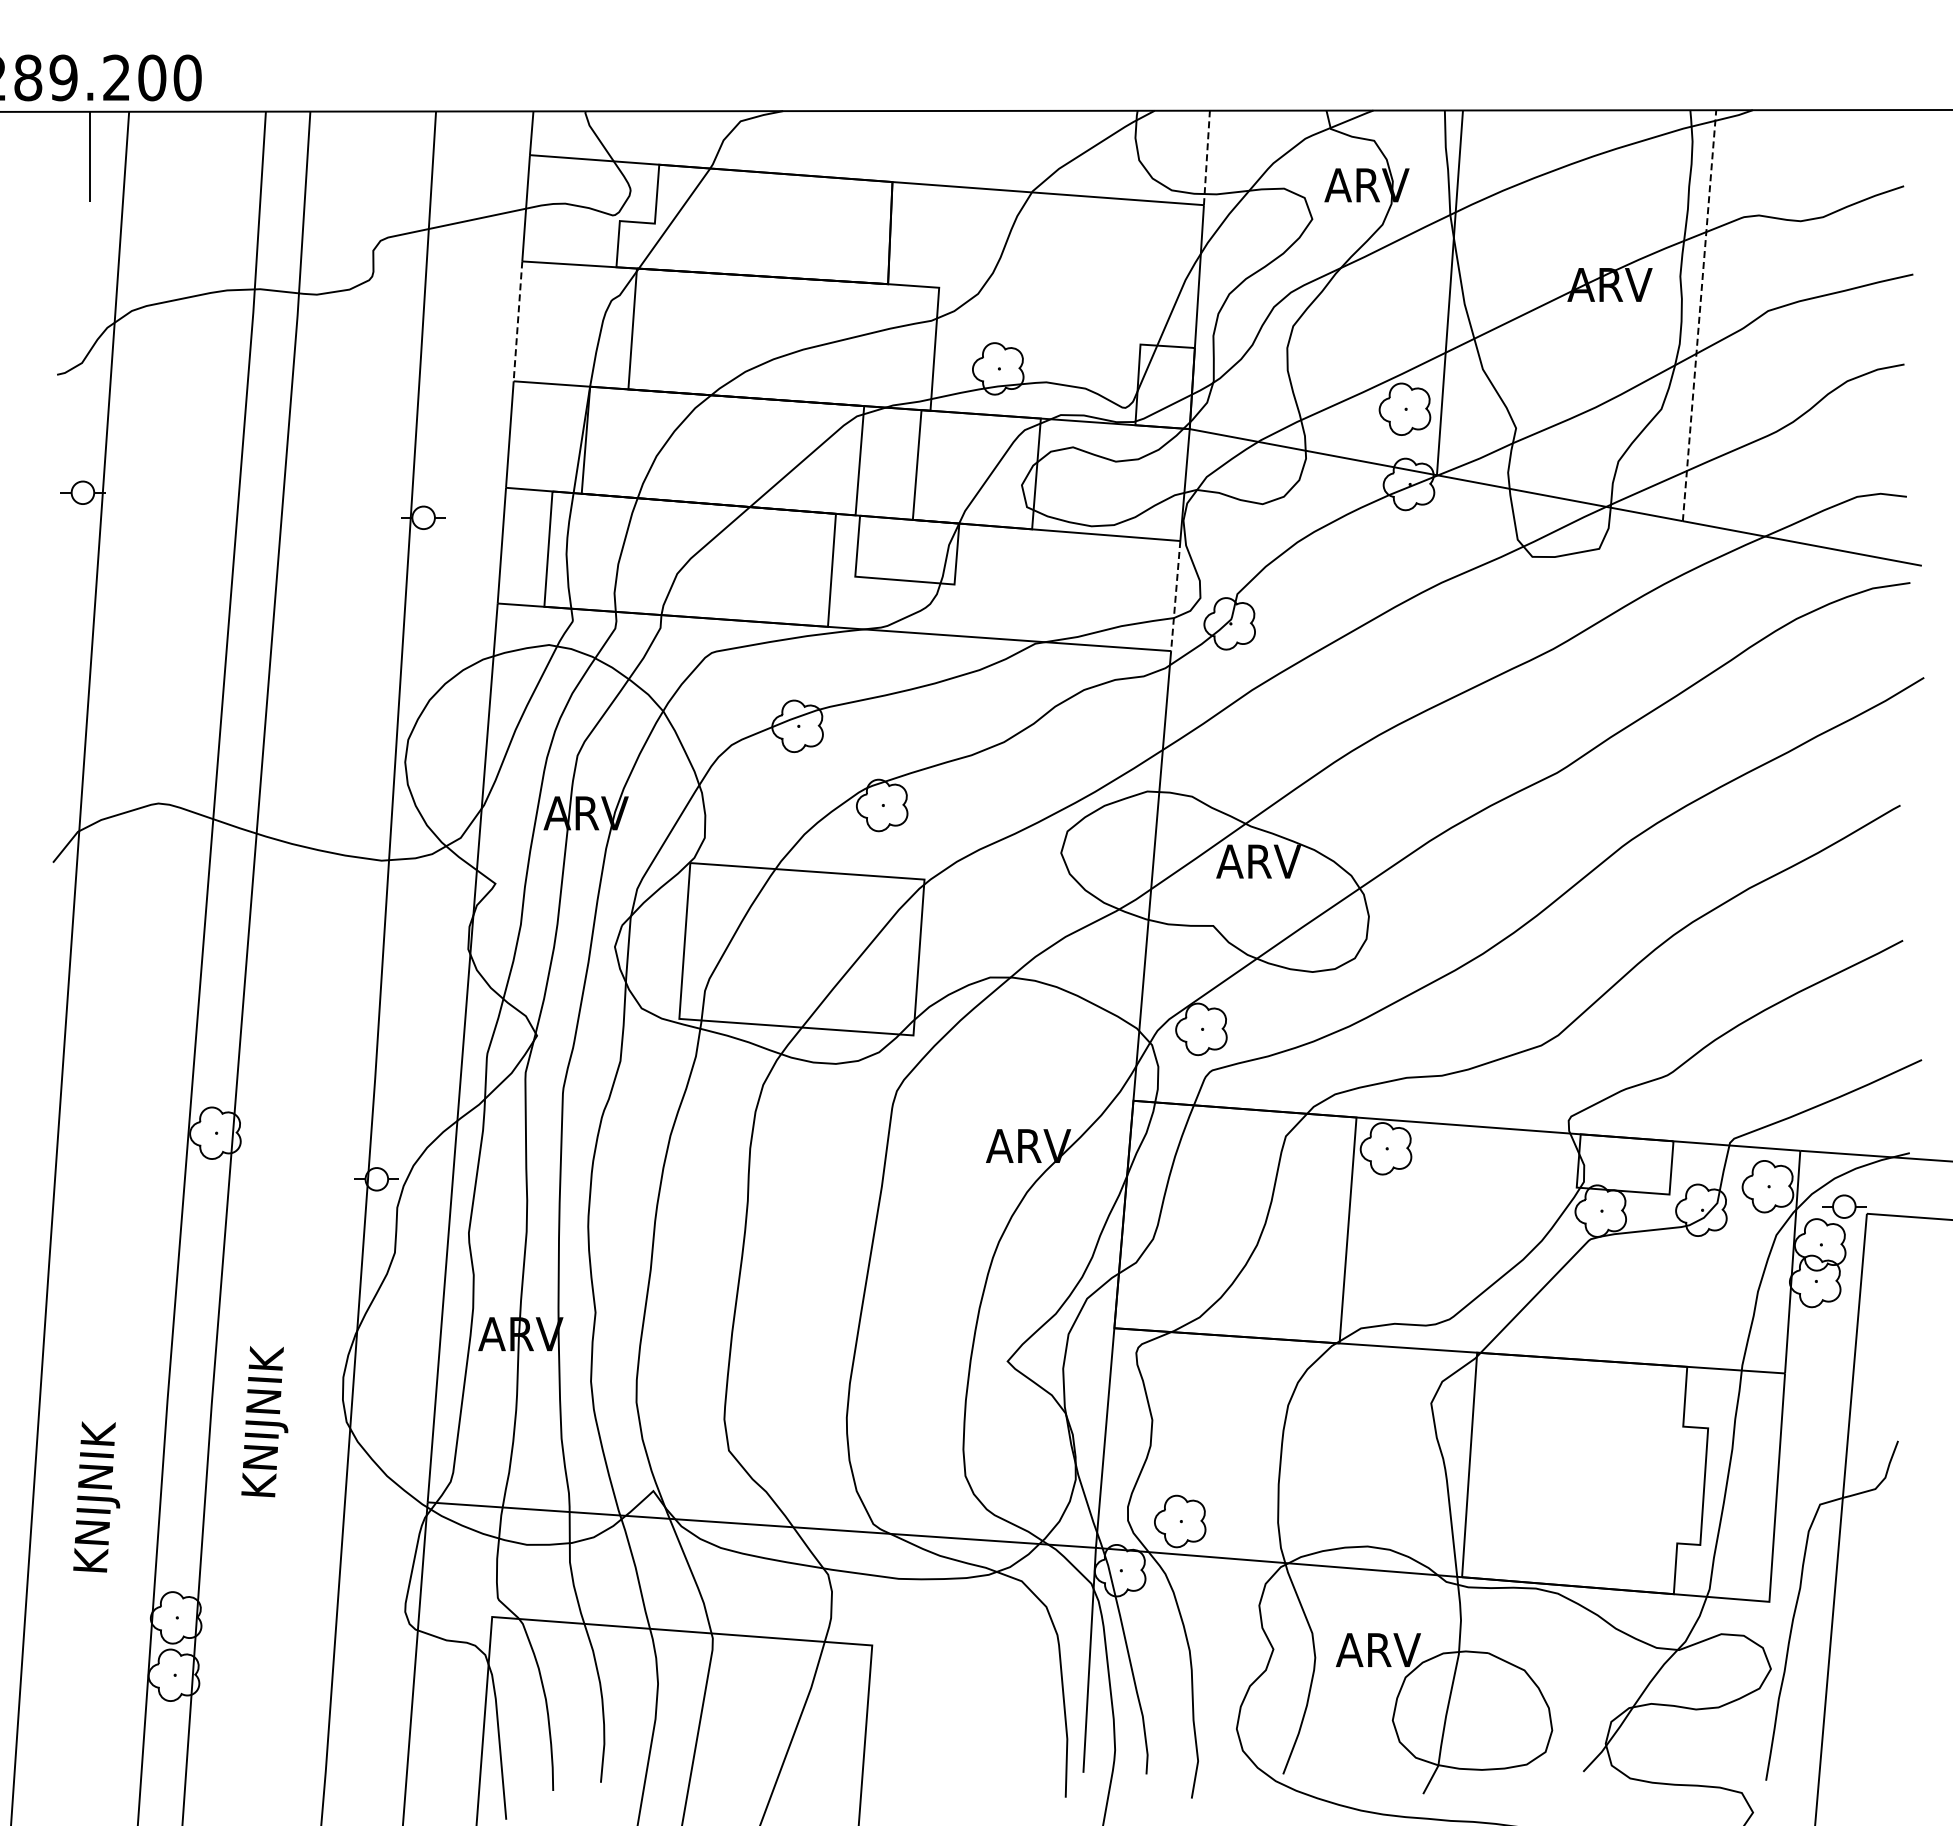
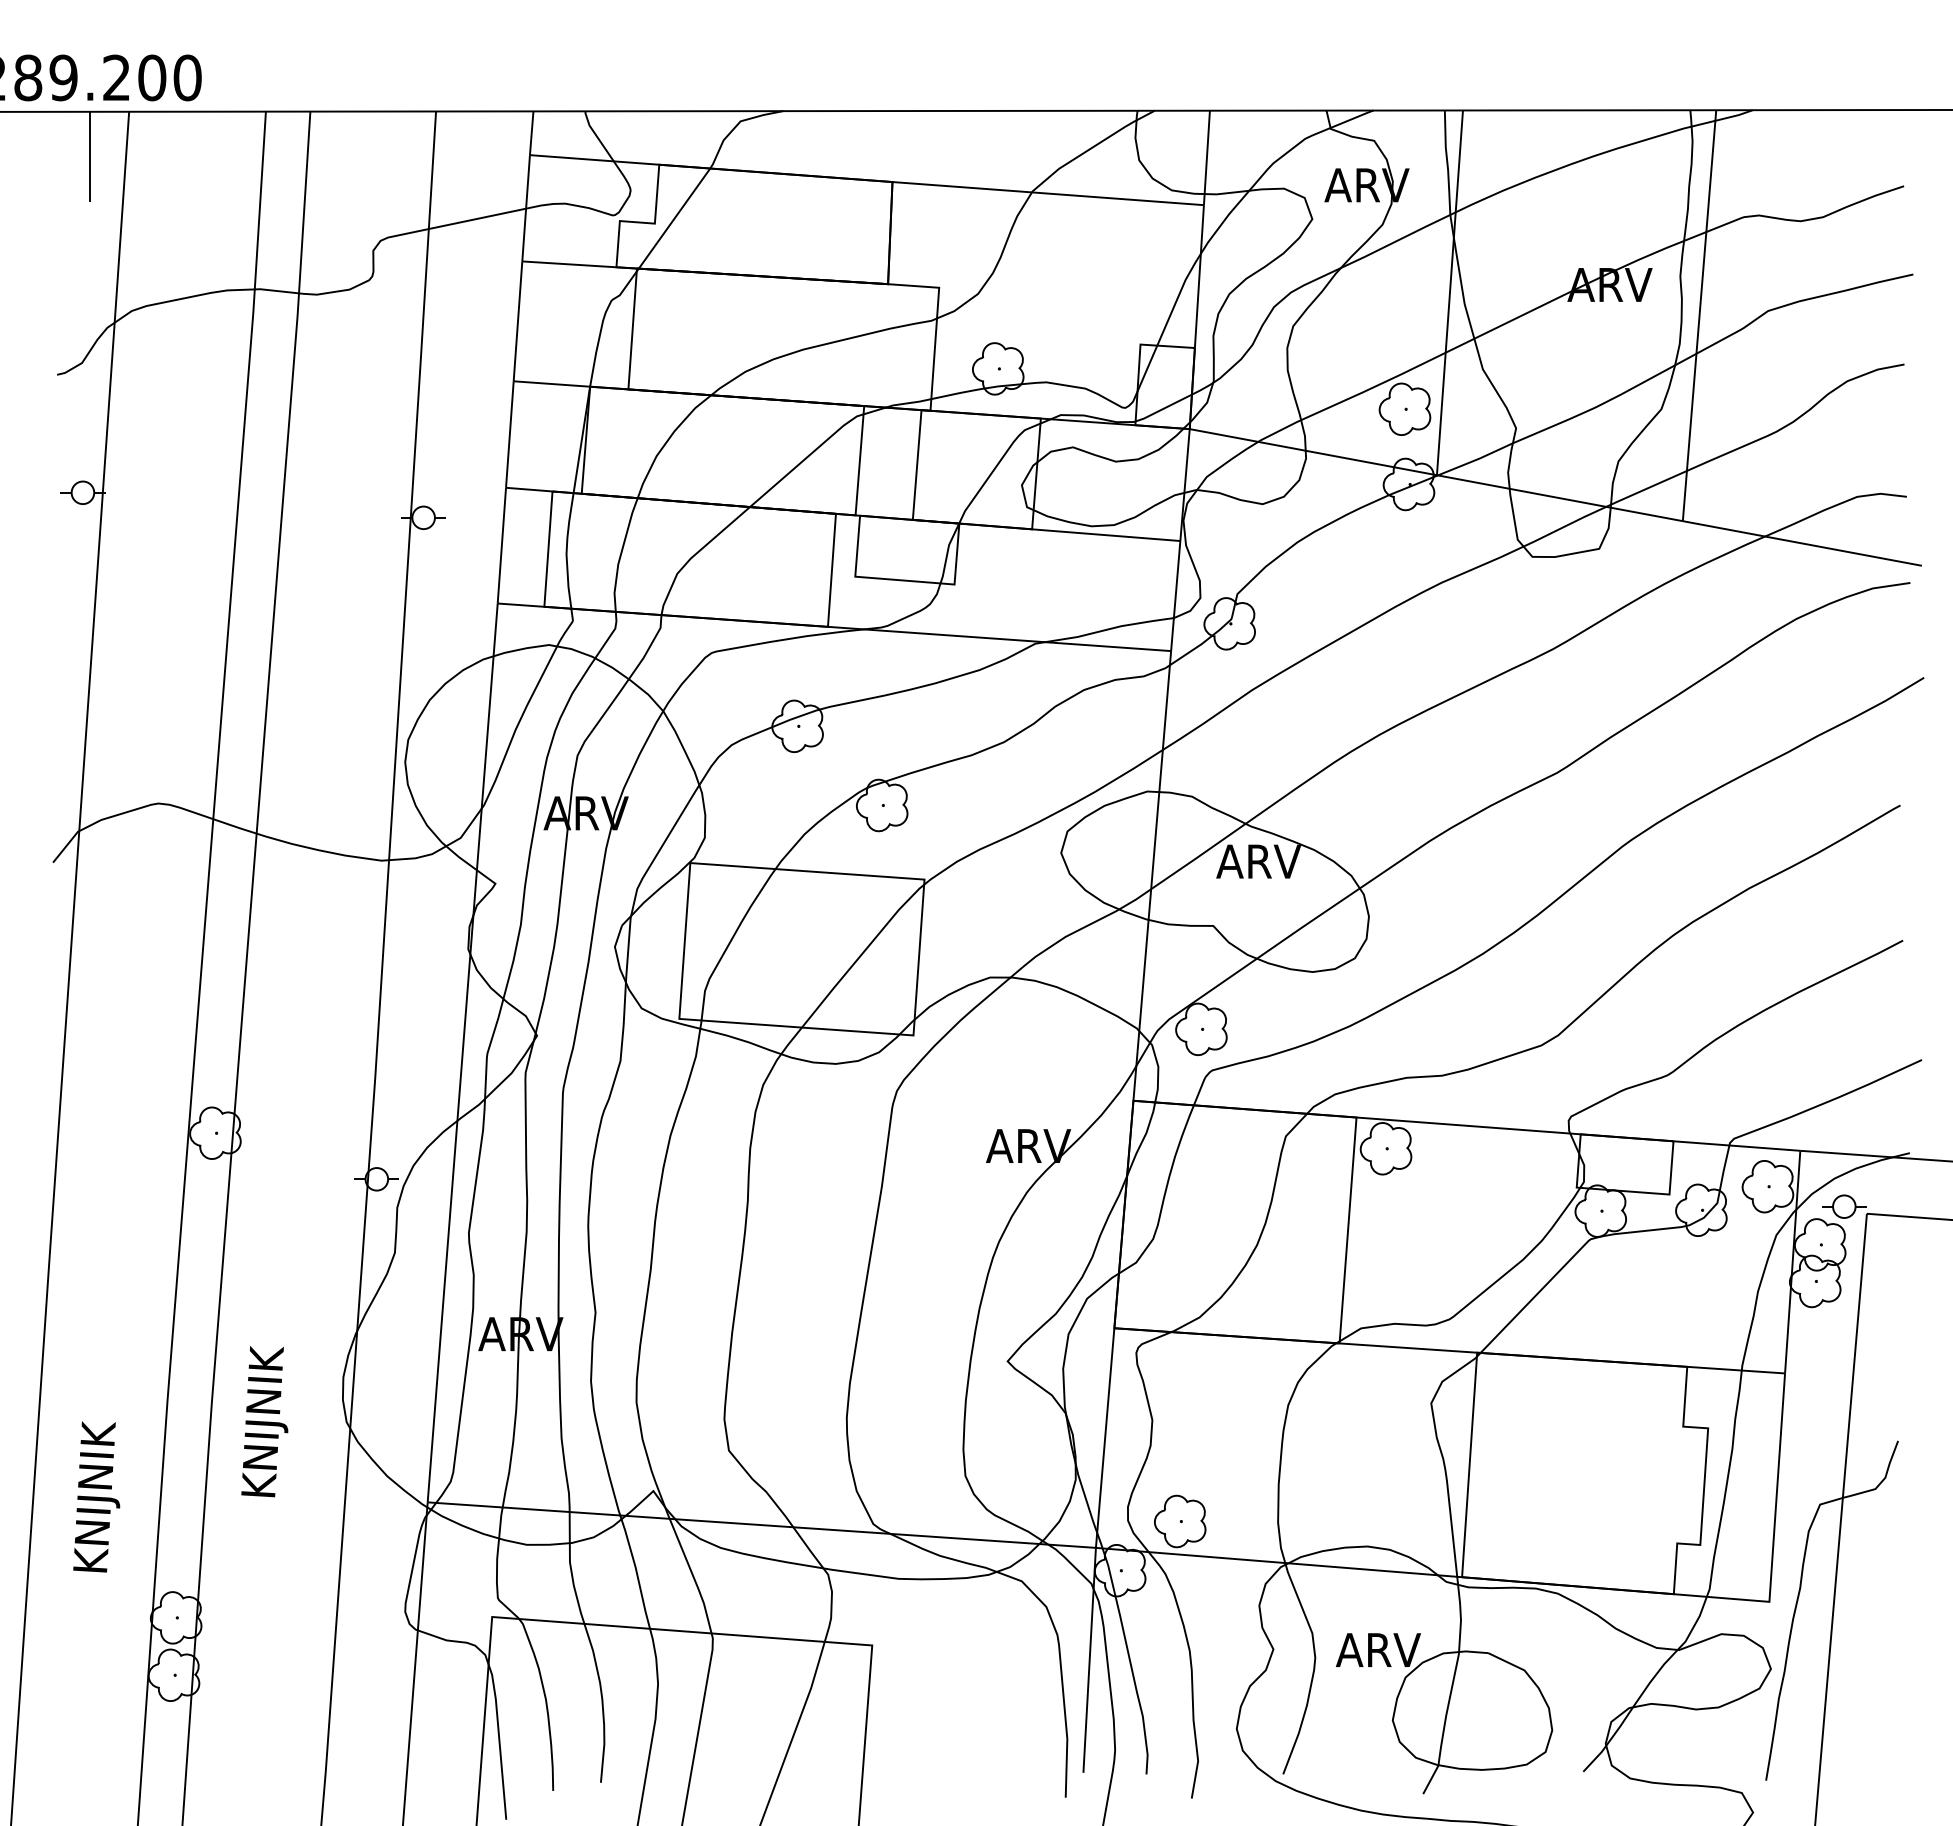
line: dashed -> solid (1206, 157)
line: dashed -> solid (1699, 315)
line: dashed -> solid (517, 321)
line: dashed -> solid (1175, 596)
